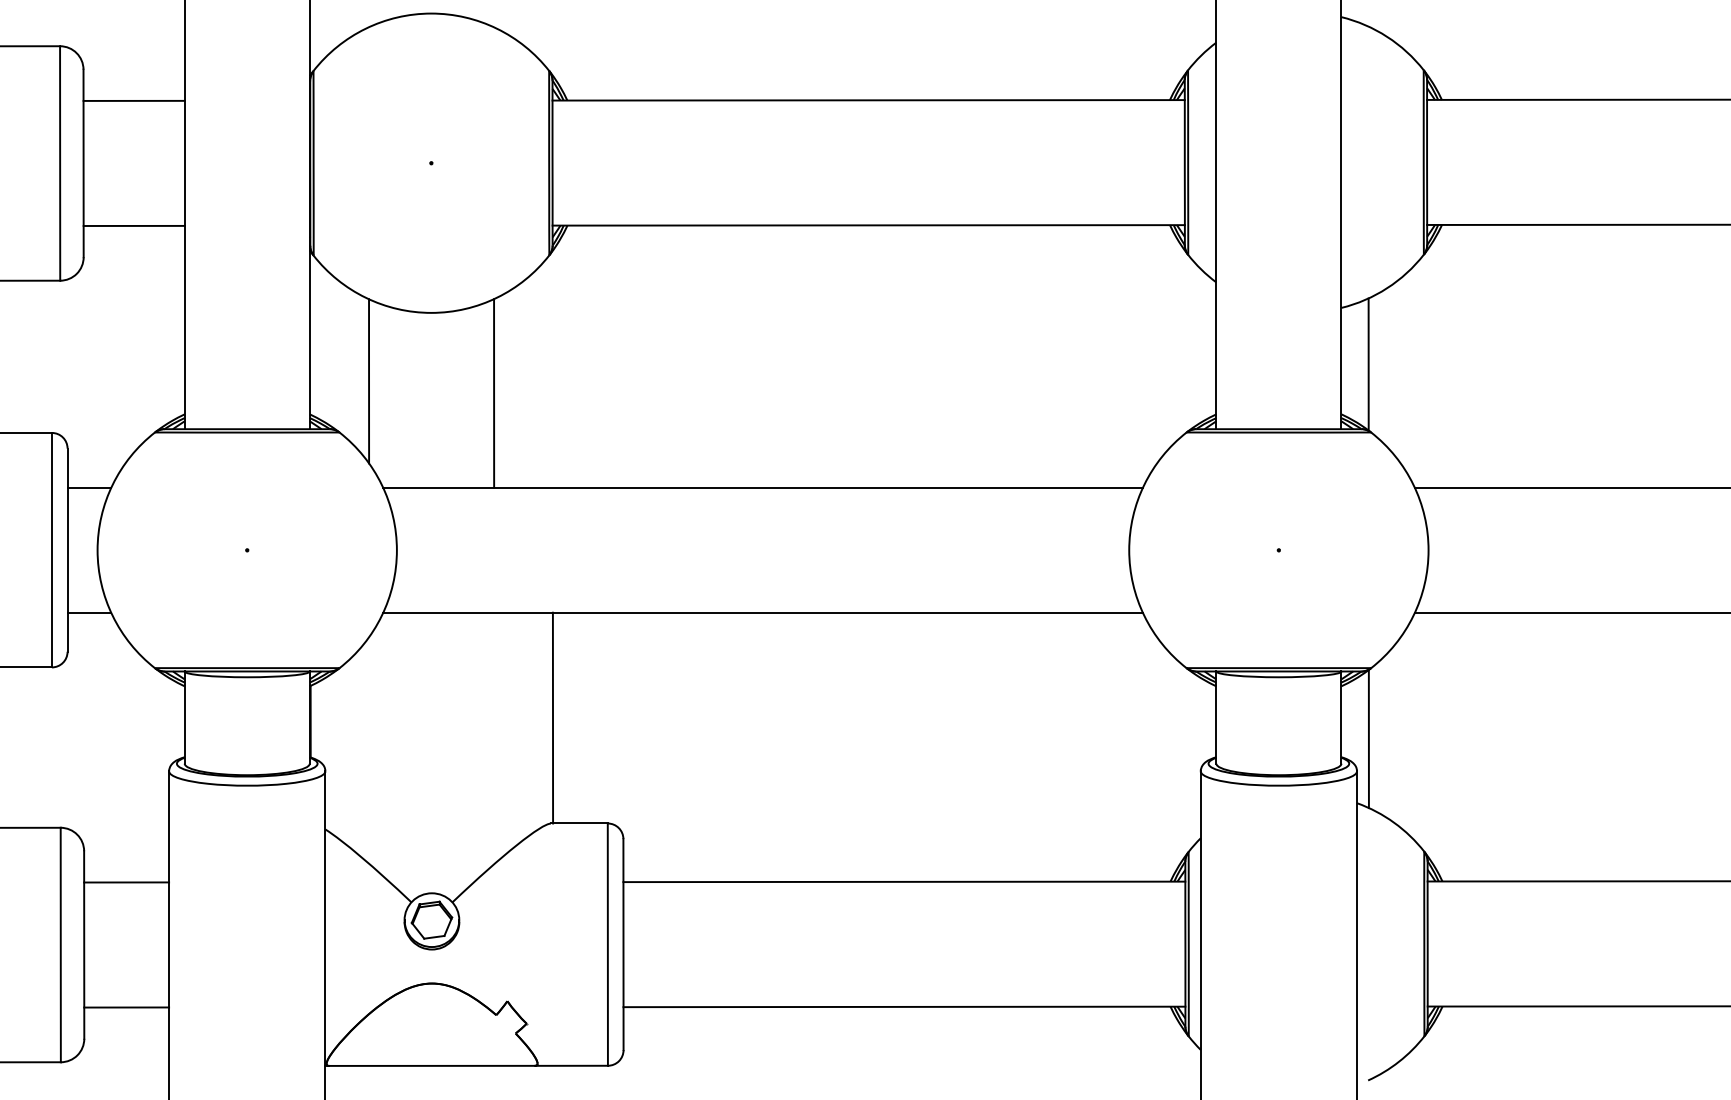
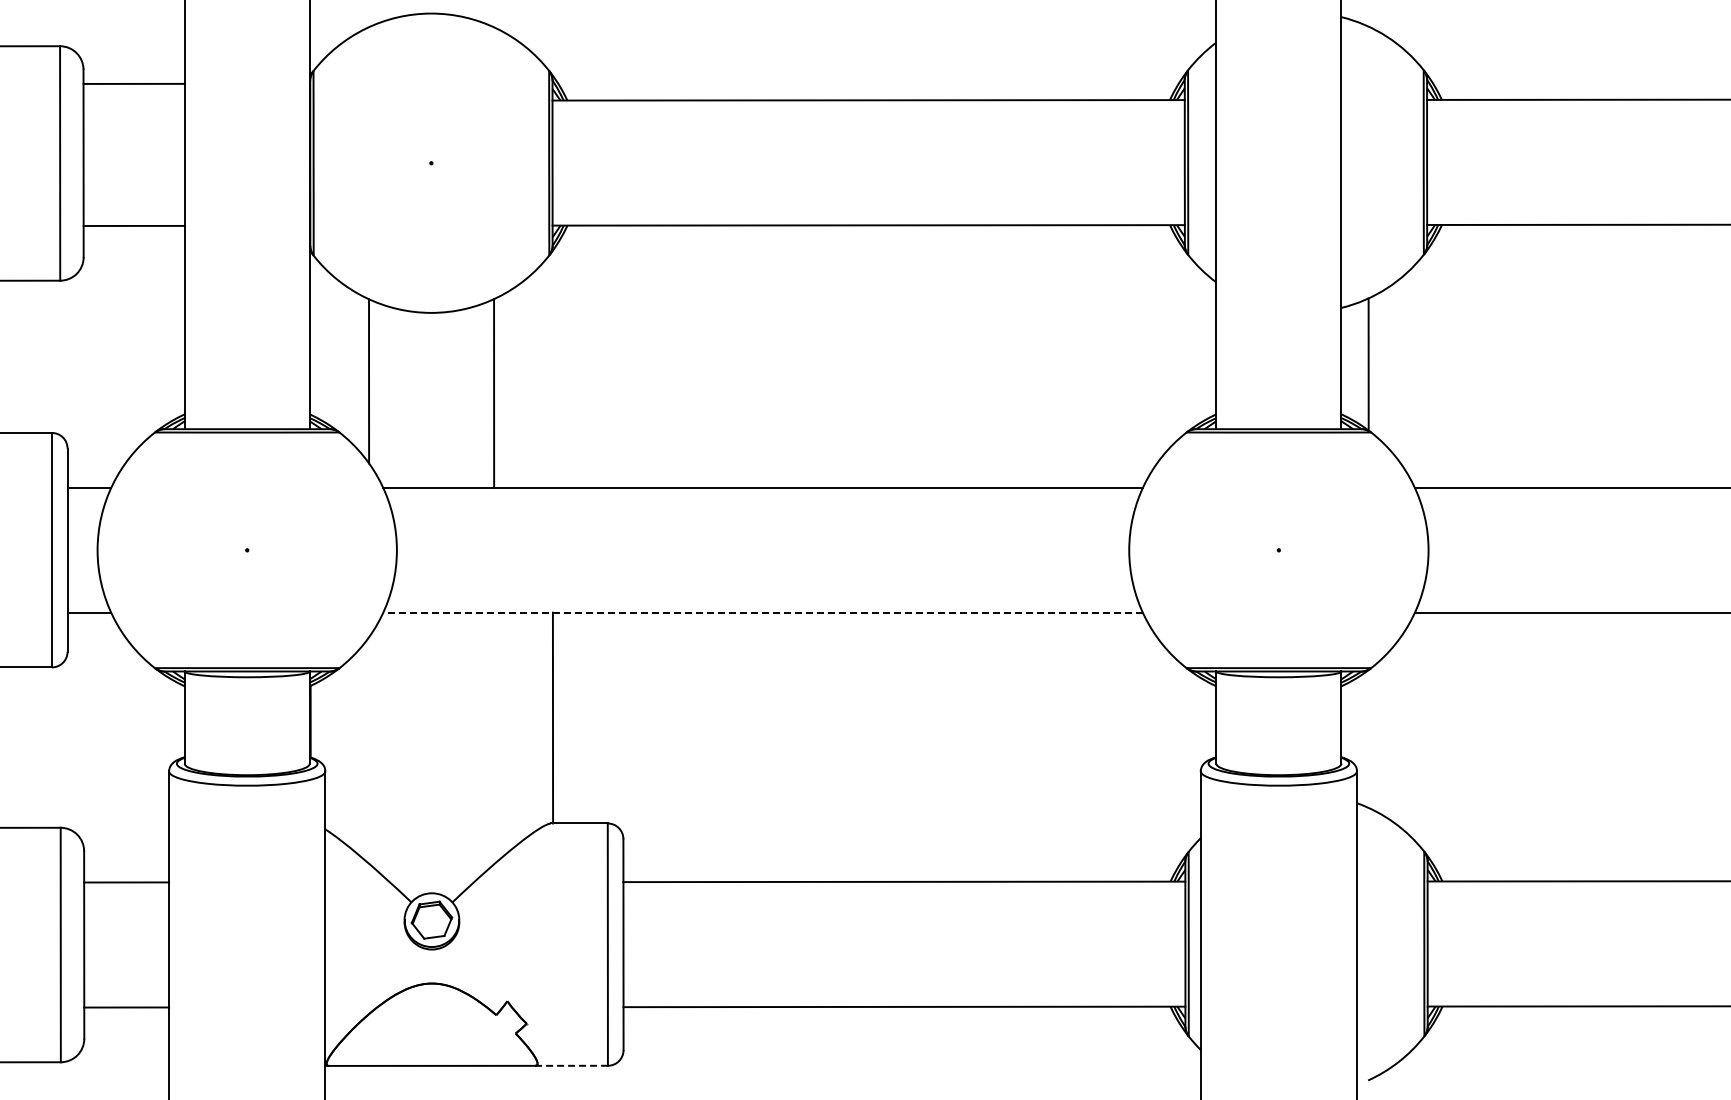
line position: (133, 100) -> (133, 83) (133, 83)
line: solid -> dashed (763, 612)
line: present -> none (1368, 738)
line: solid -> dashed (572, 1065)
